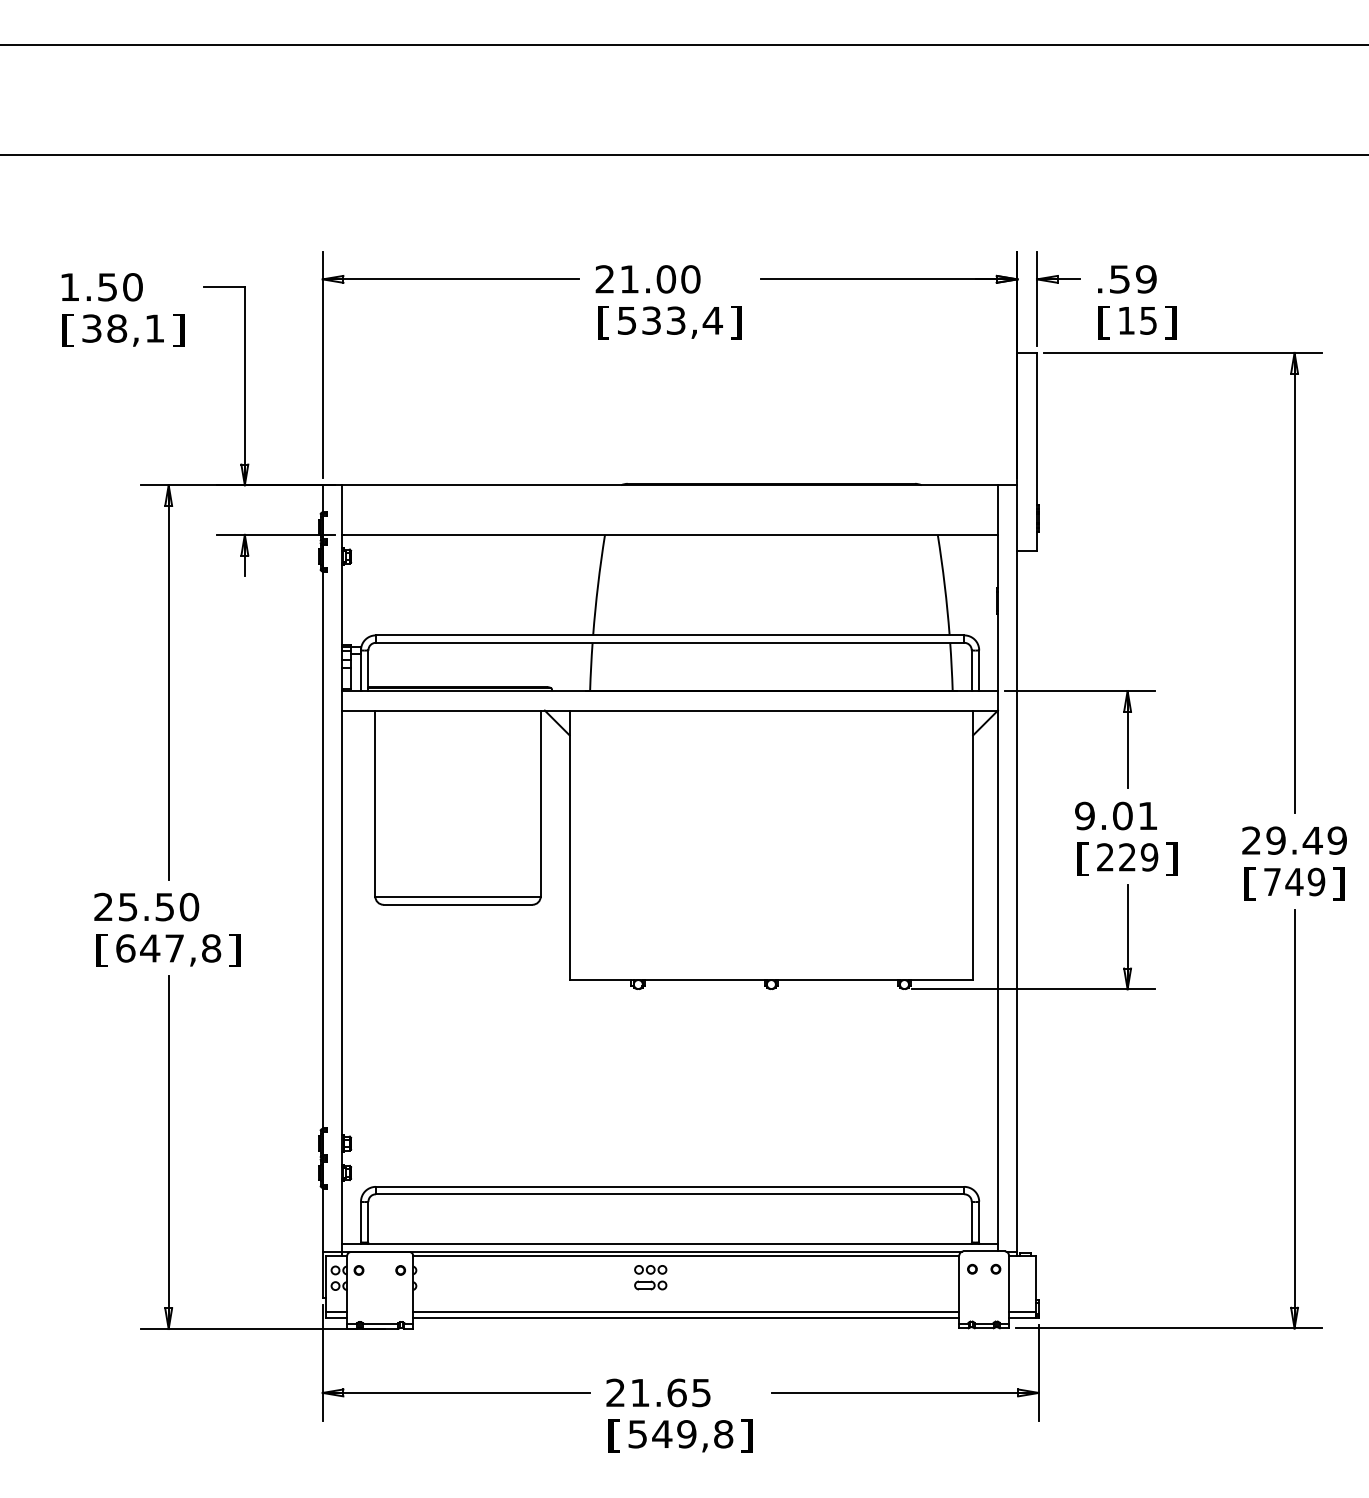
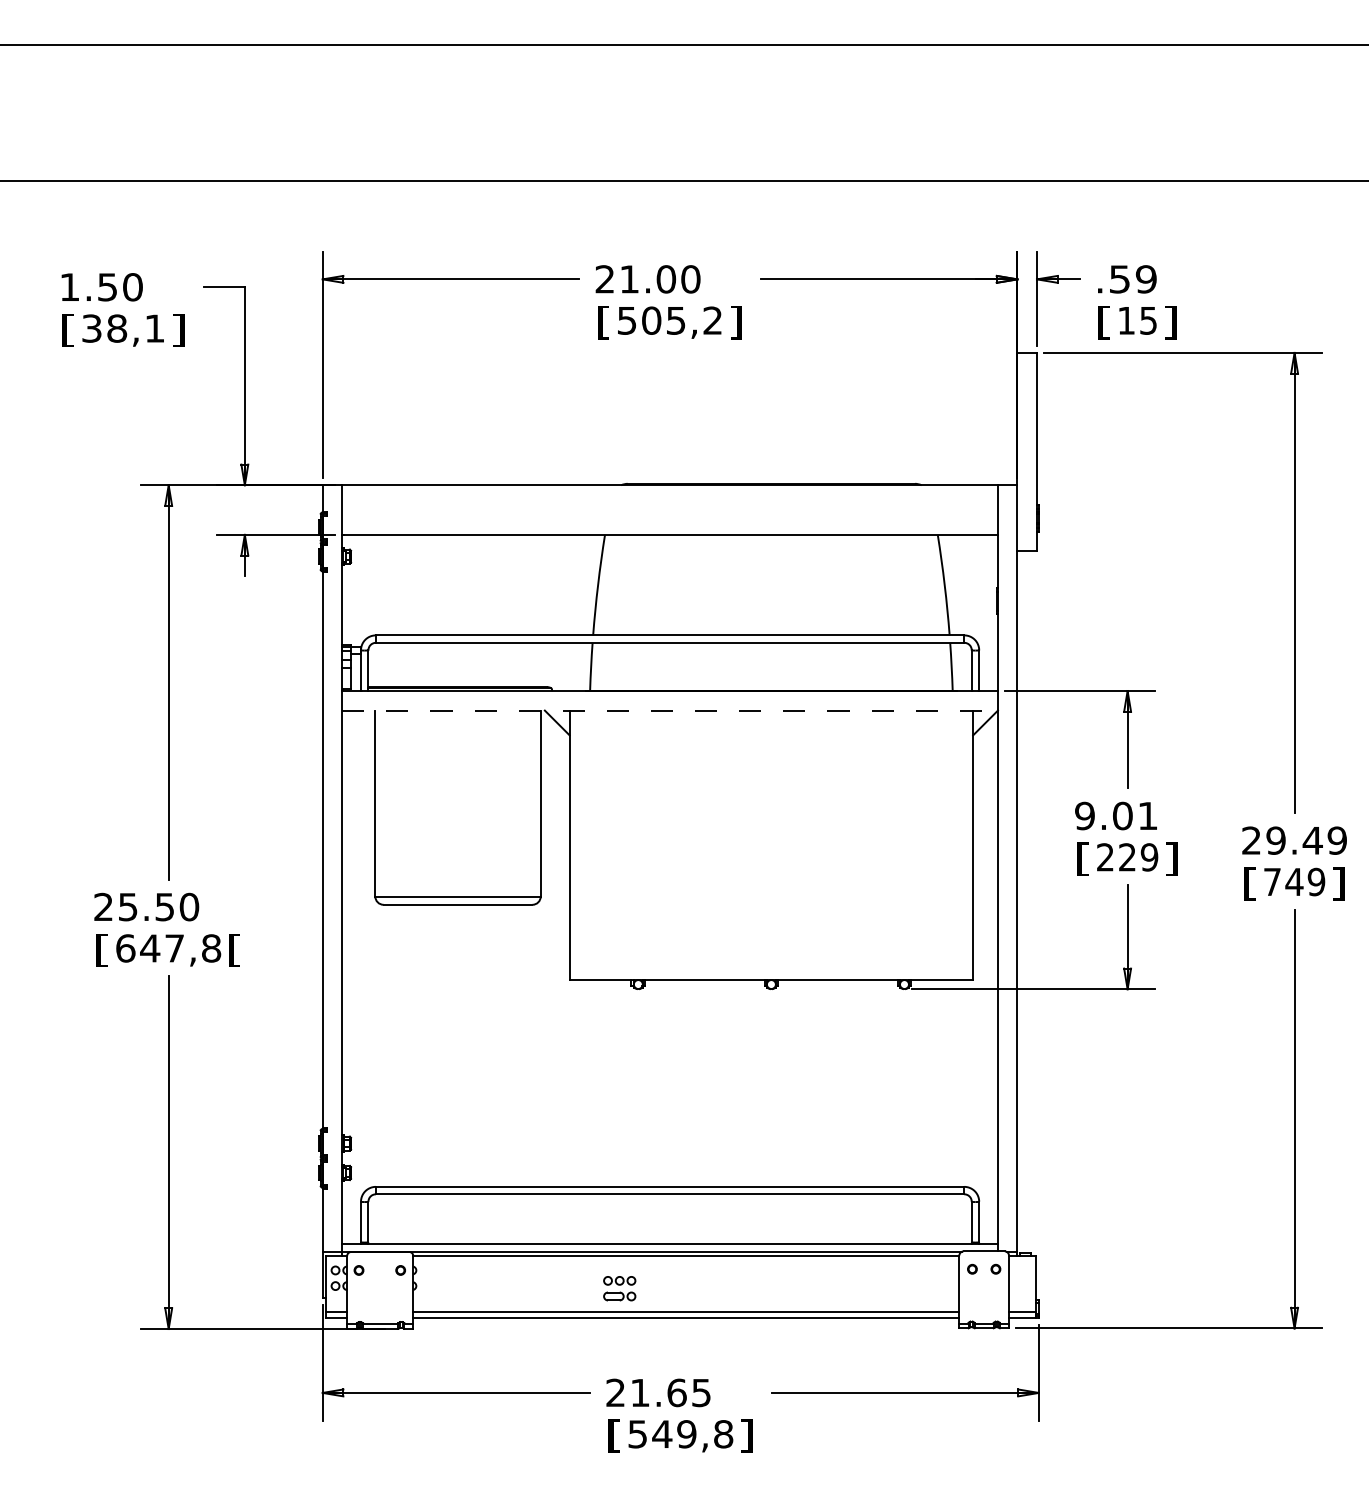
line position: (683, 155) -> (683, 181) (683, 181)
text: 533,4 -> 505,2 (682, 320)
line: solid -> dashed (670, 710)
text: ] -> [ (234, 950)
part position: (650, 1277) -> (619, 1288) (619, 1288)
